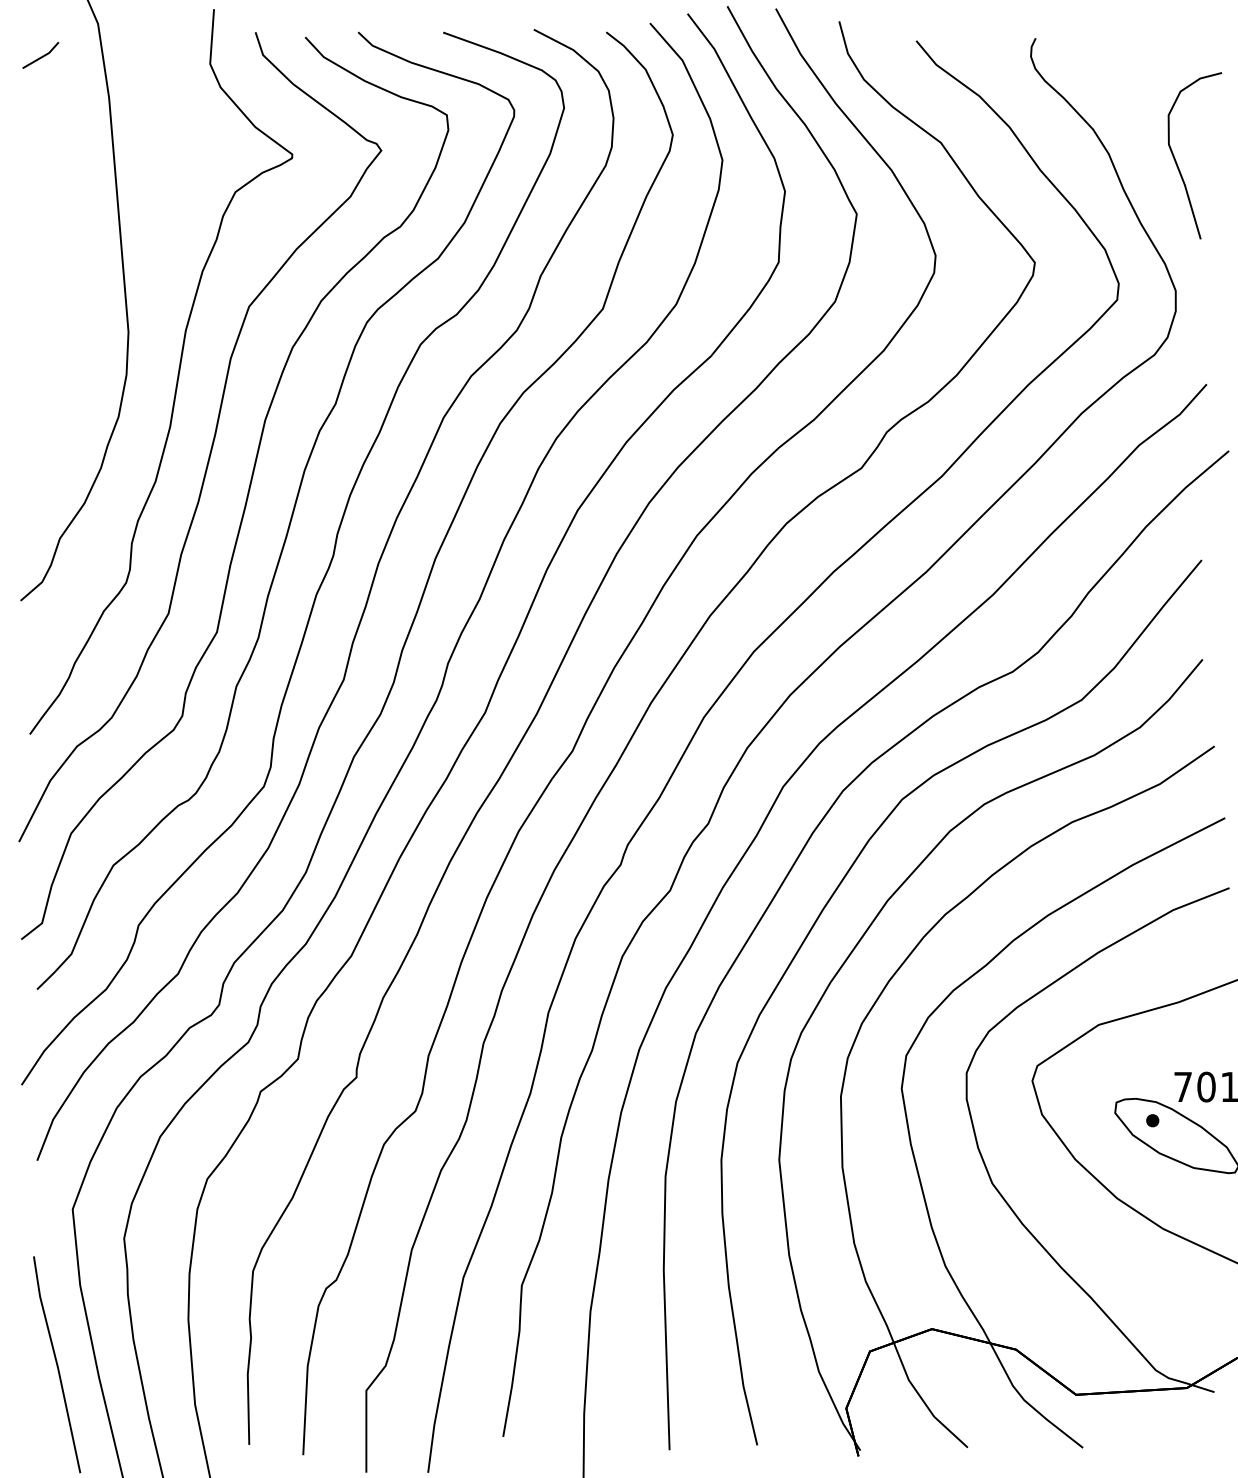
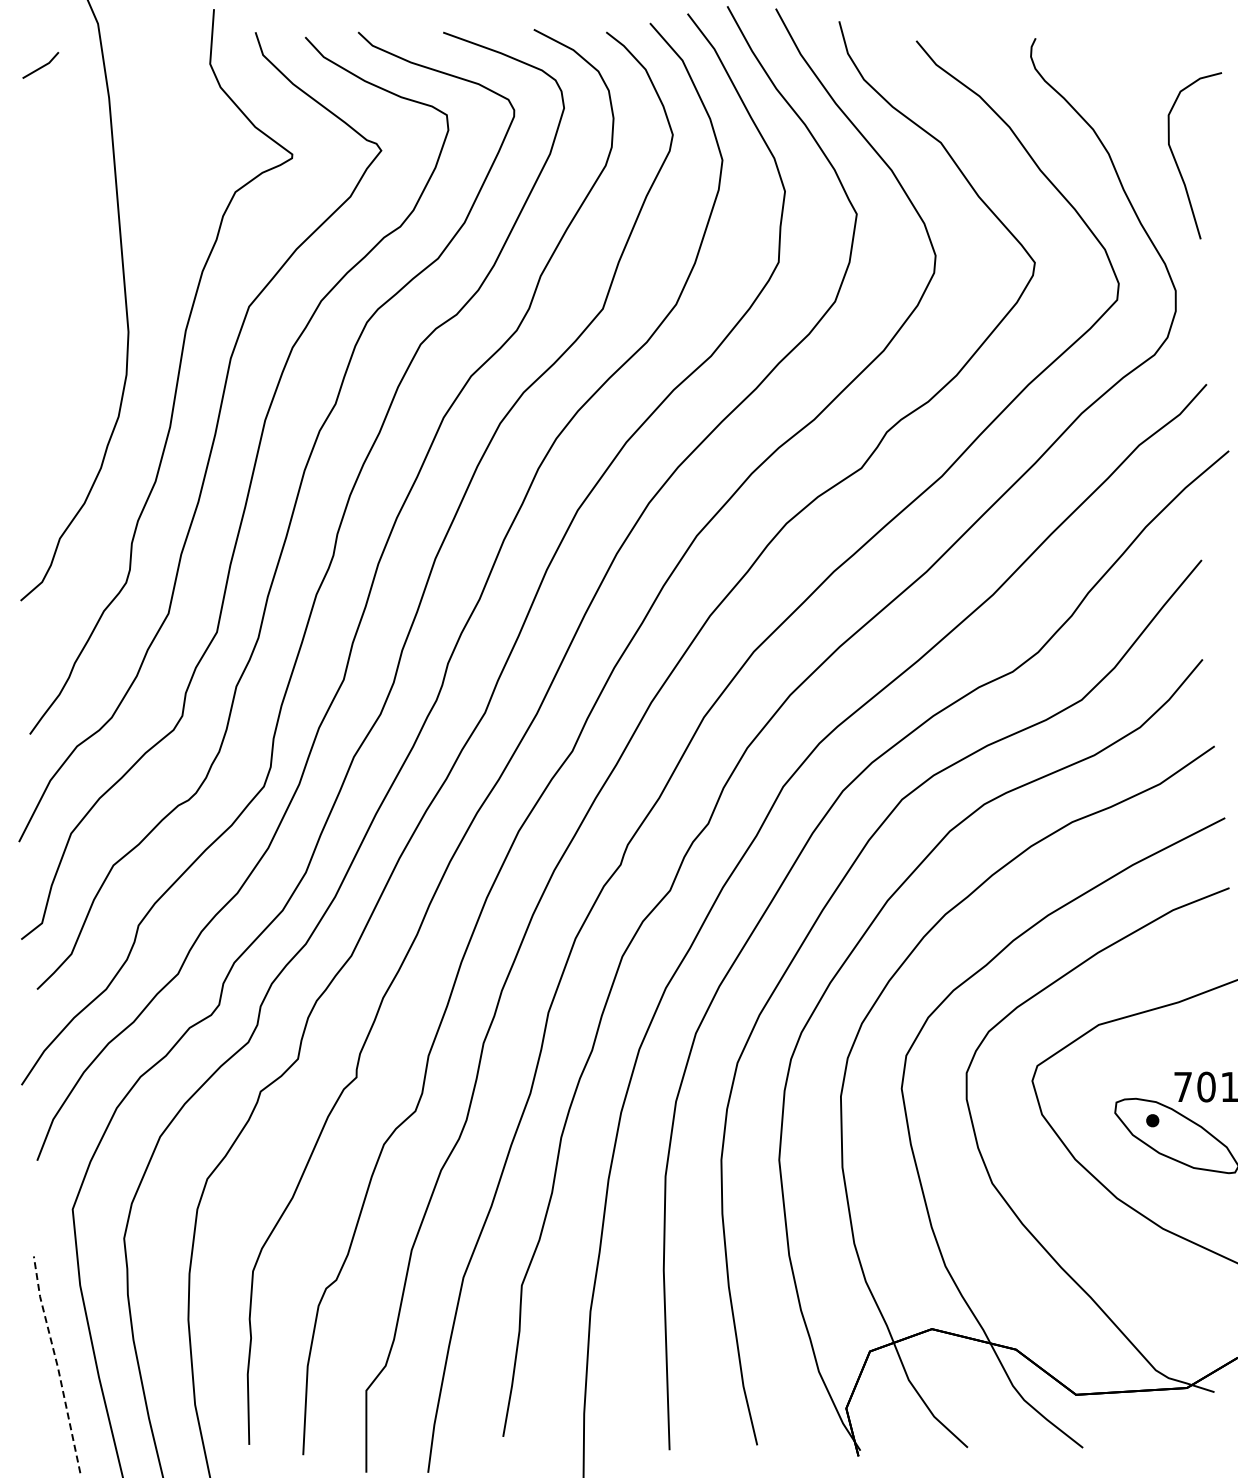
line position: (41, 56) -> (41, 66) (41, 66)
line: solid -> dashed (57, 1364)
